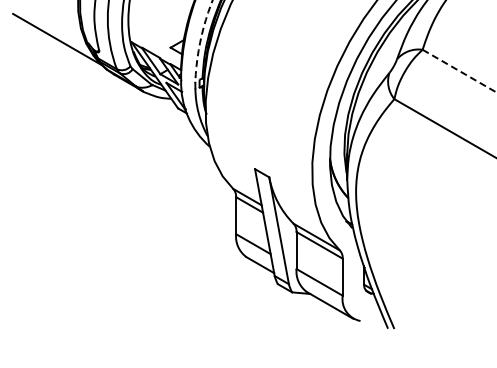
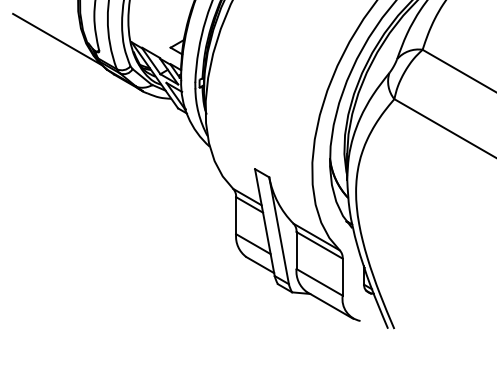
arc: dashed -> solid (200, 41)
line: dashed -> solid (459, 71)
